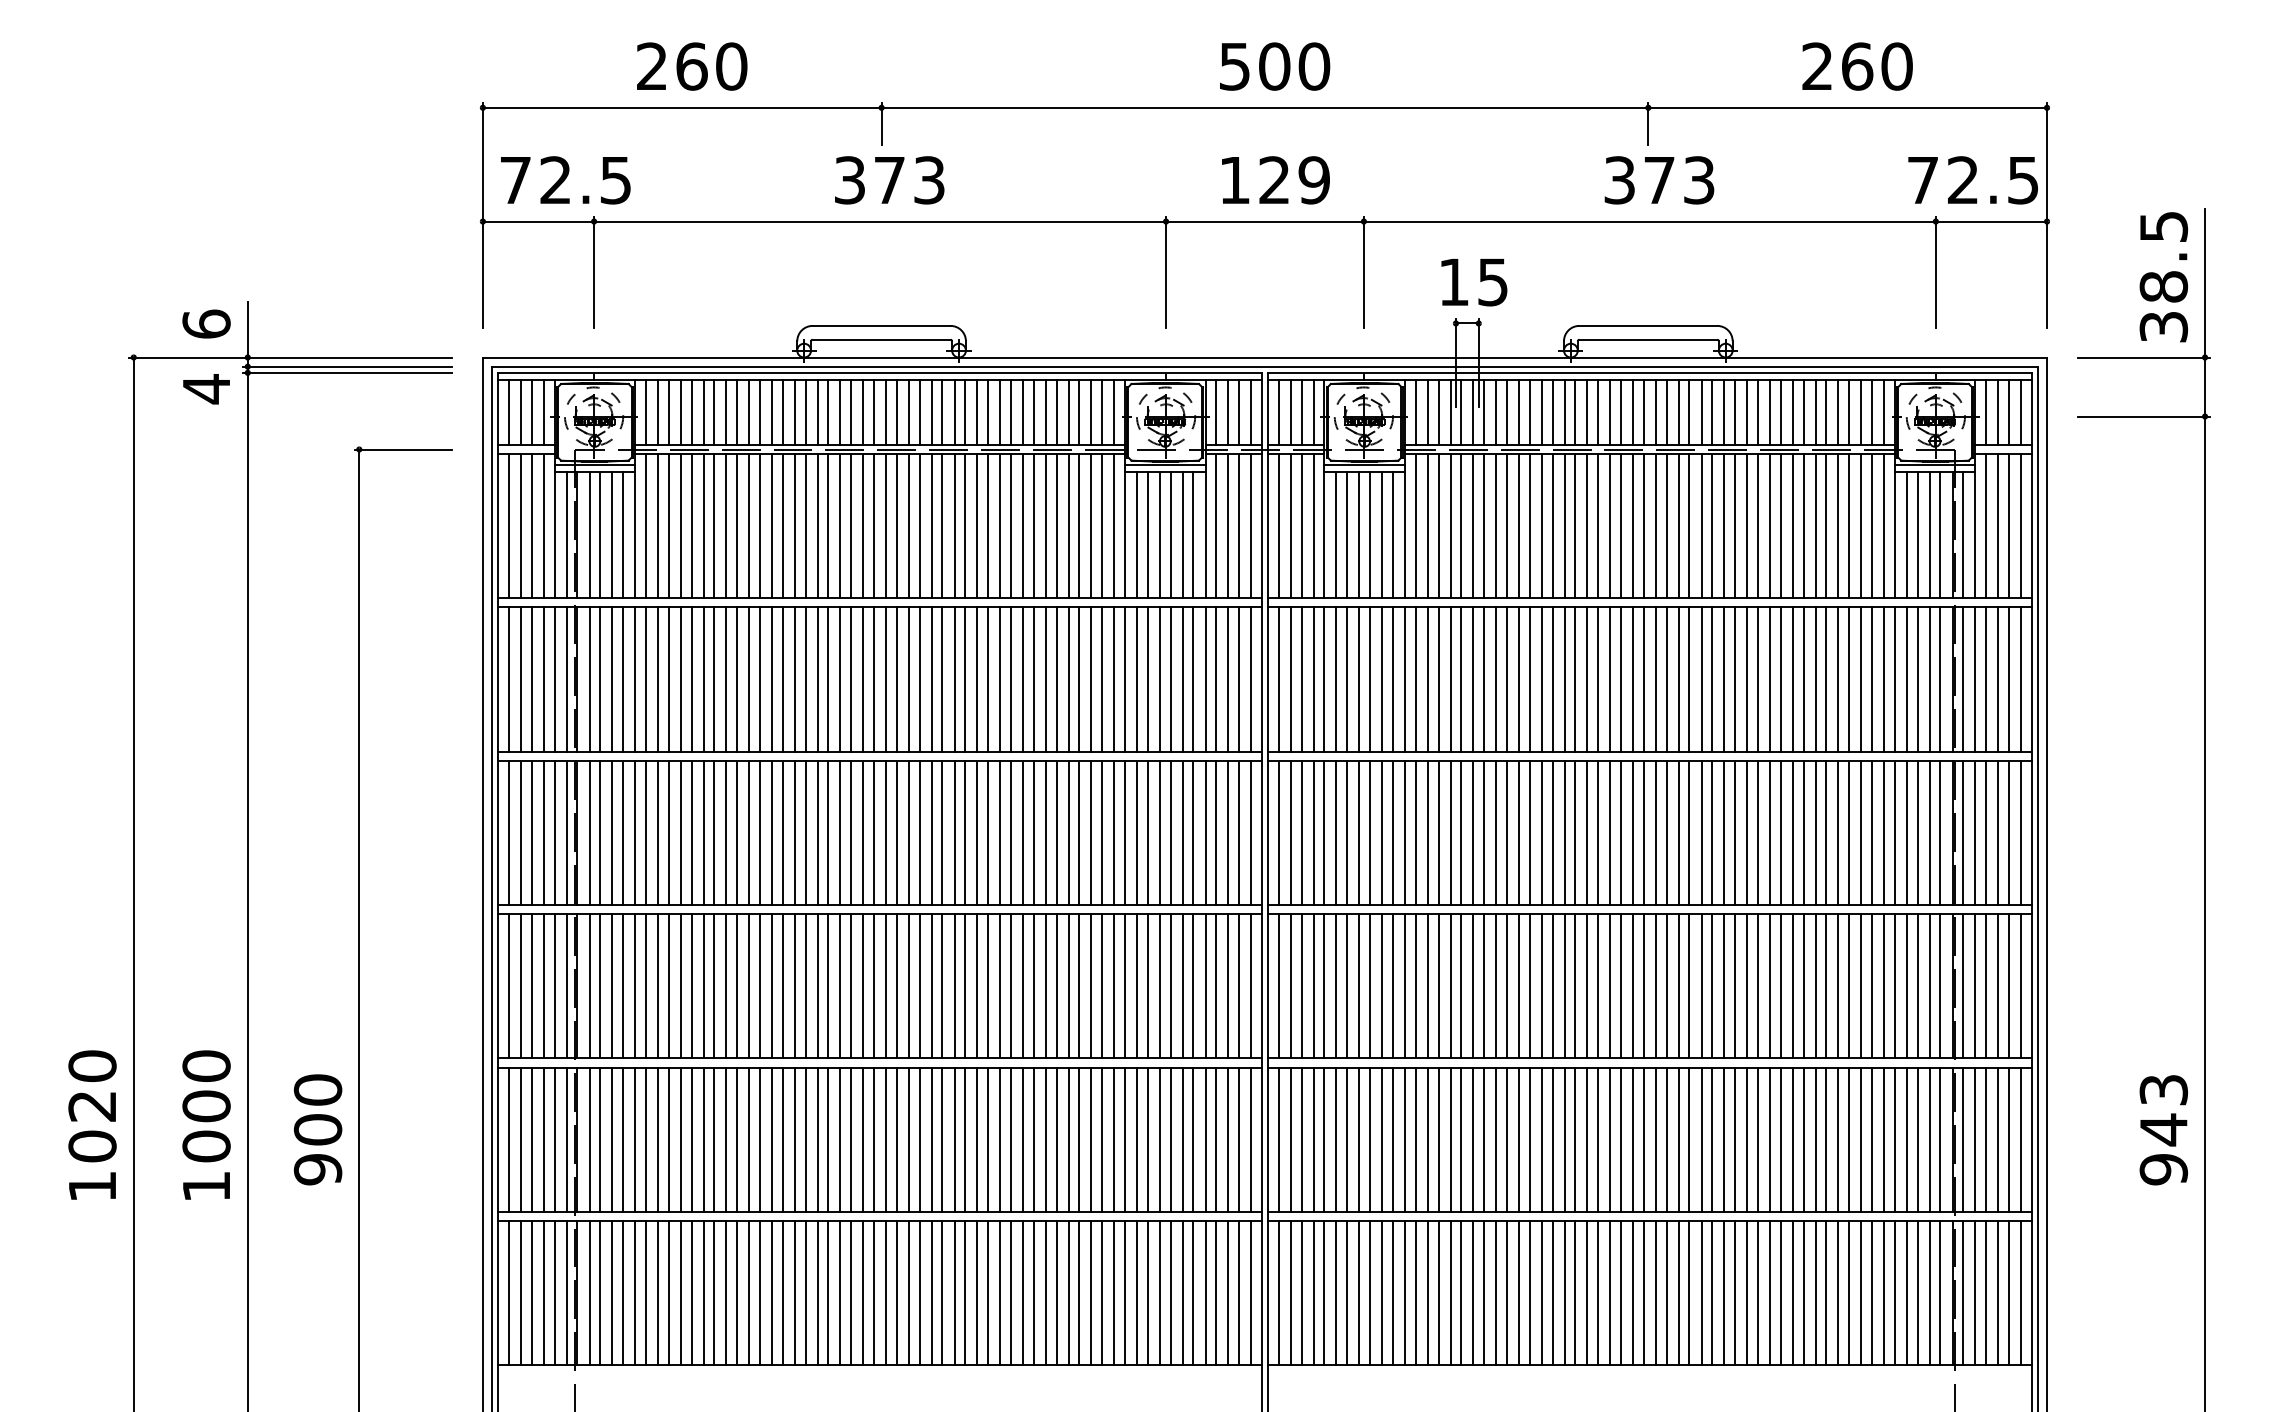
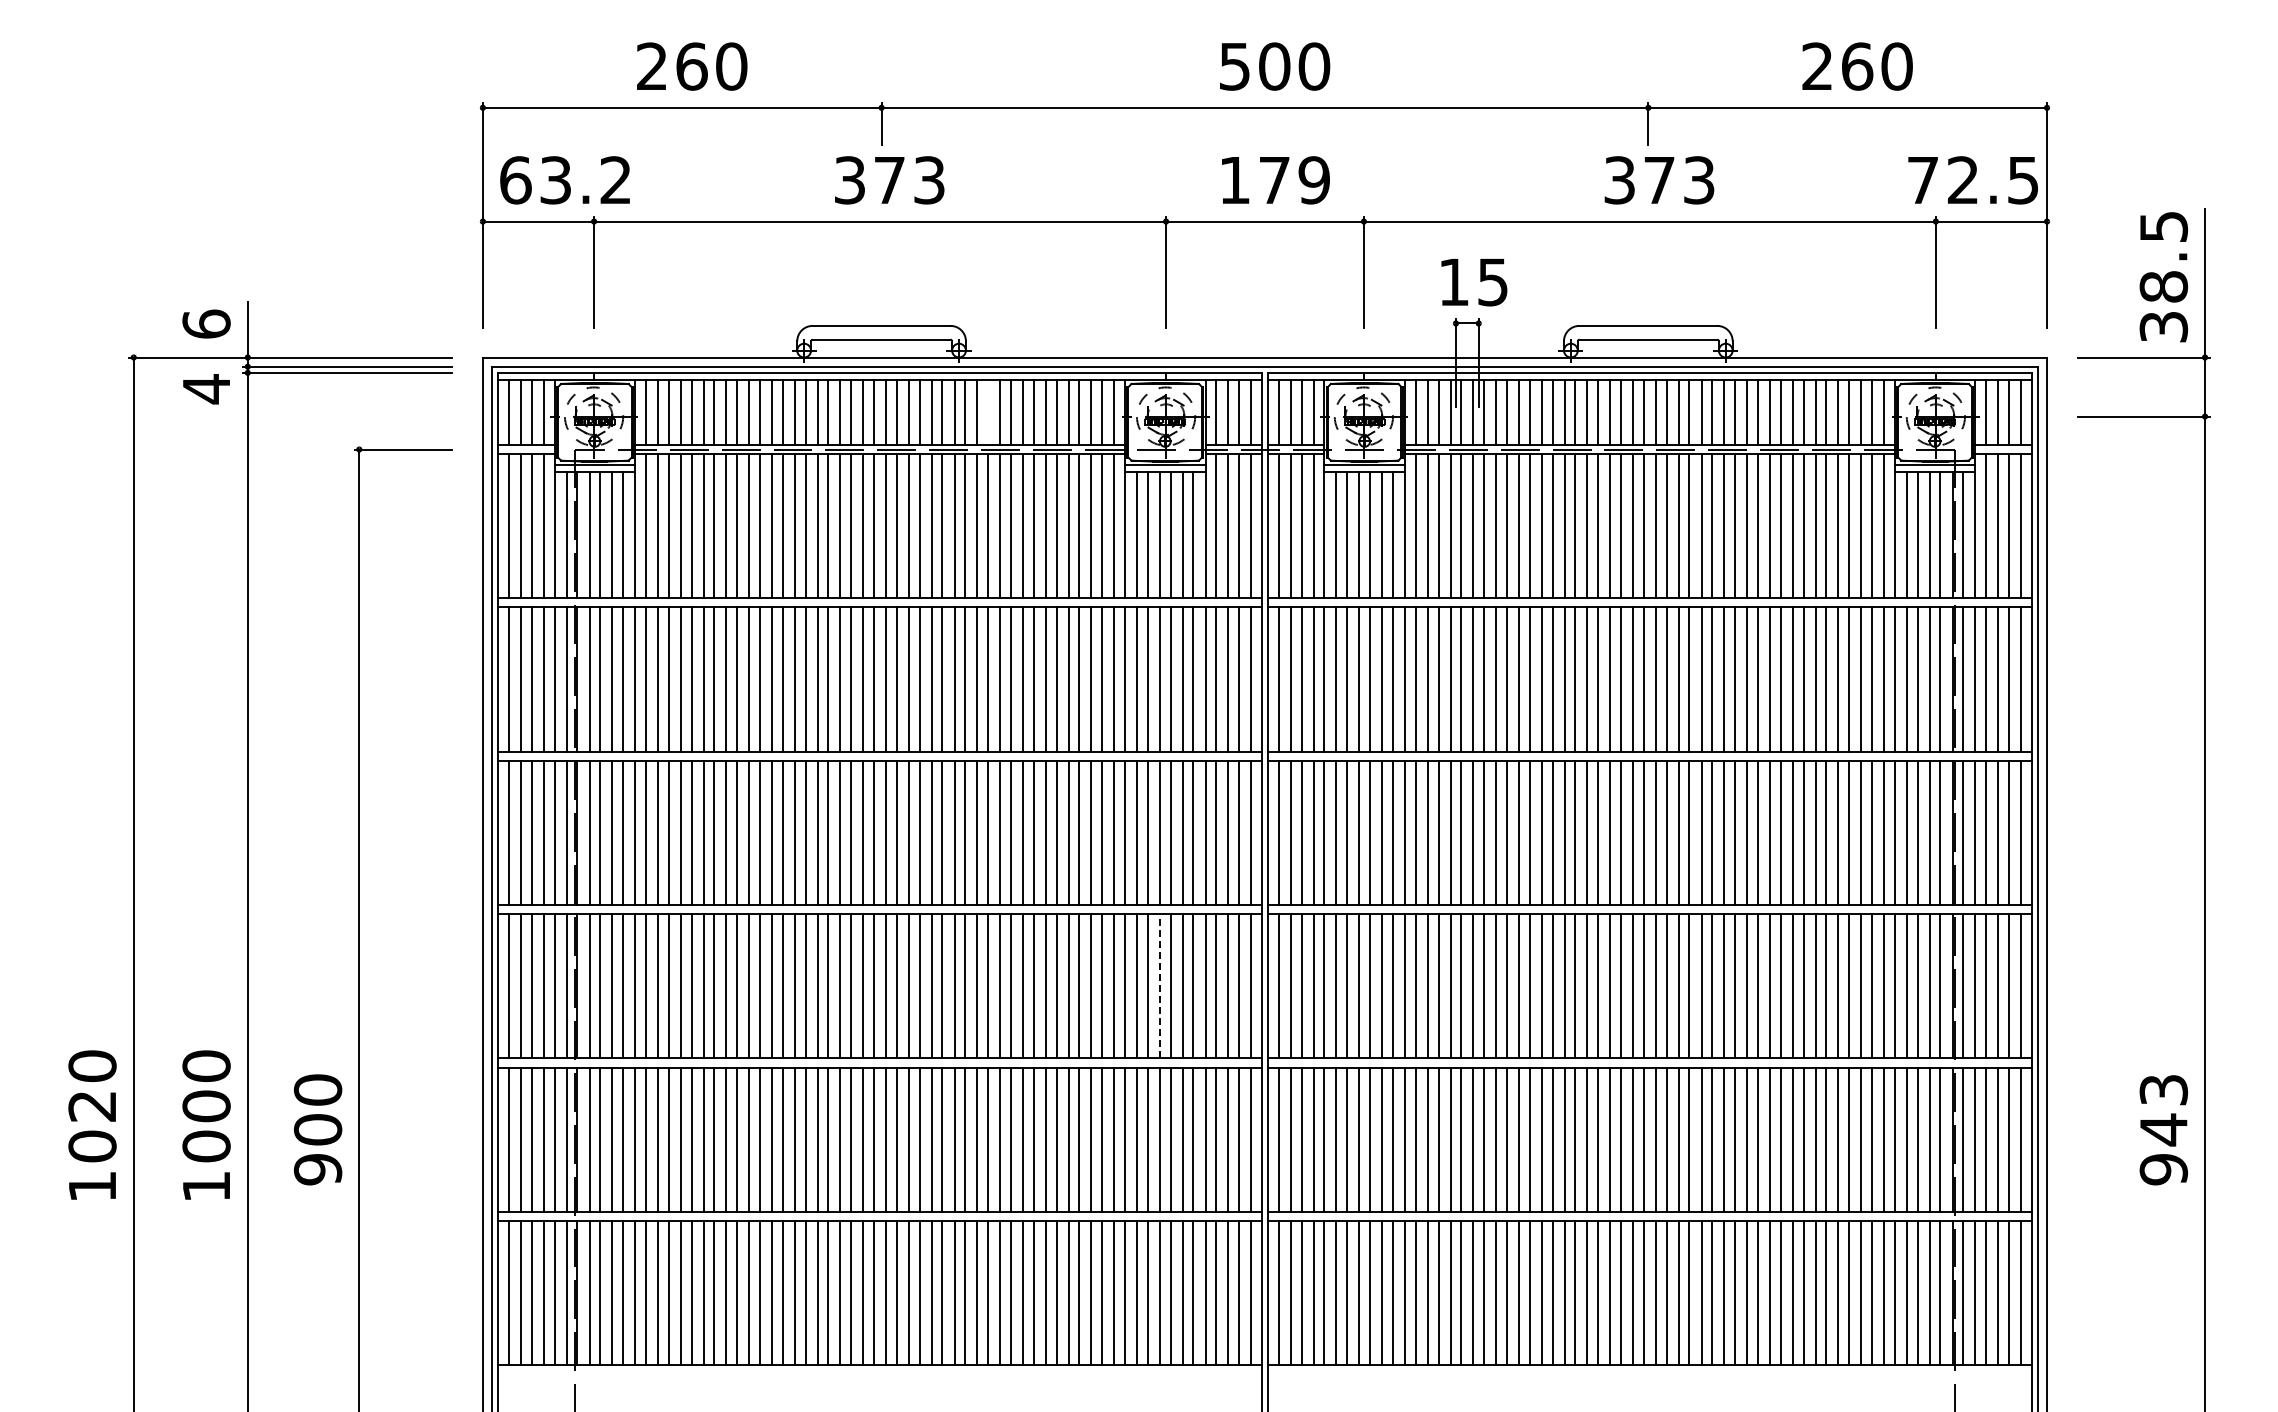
text: 129 -> 179 (1274, 179)
text: 72.5 -> 63.2 (565, 180)
line: present -> none (988, 411)
line: solid -> dashed (1159, 985)
